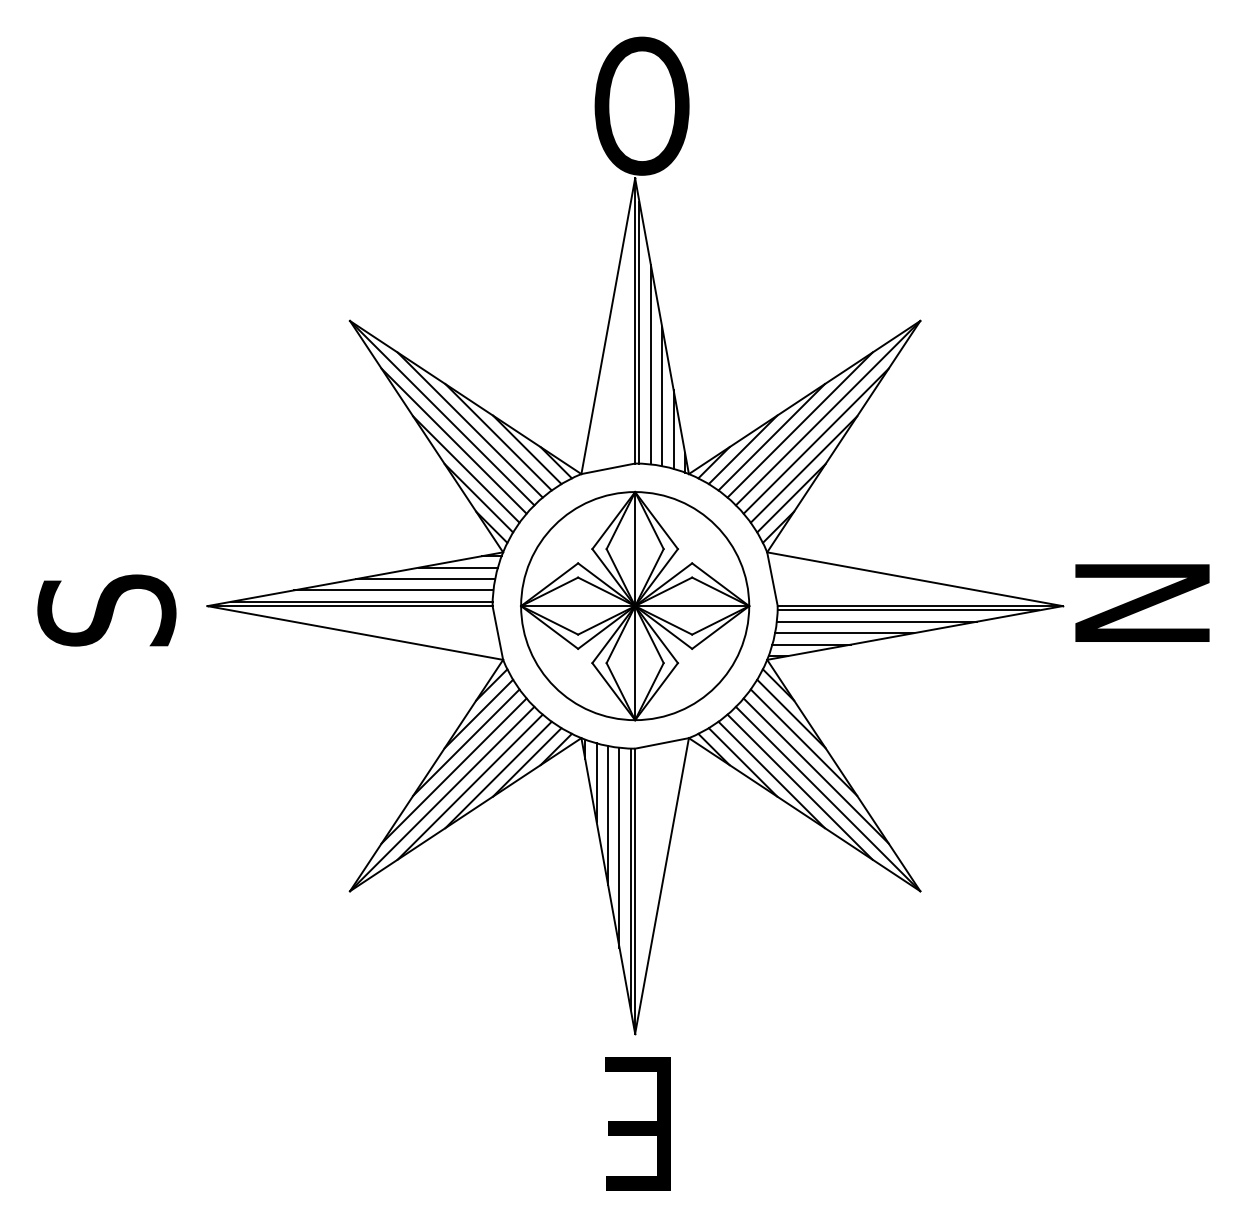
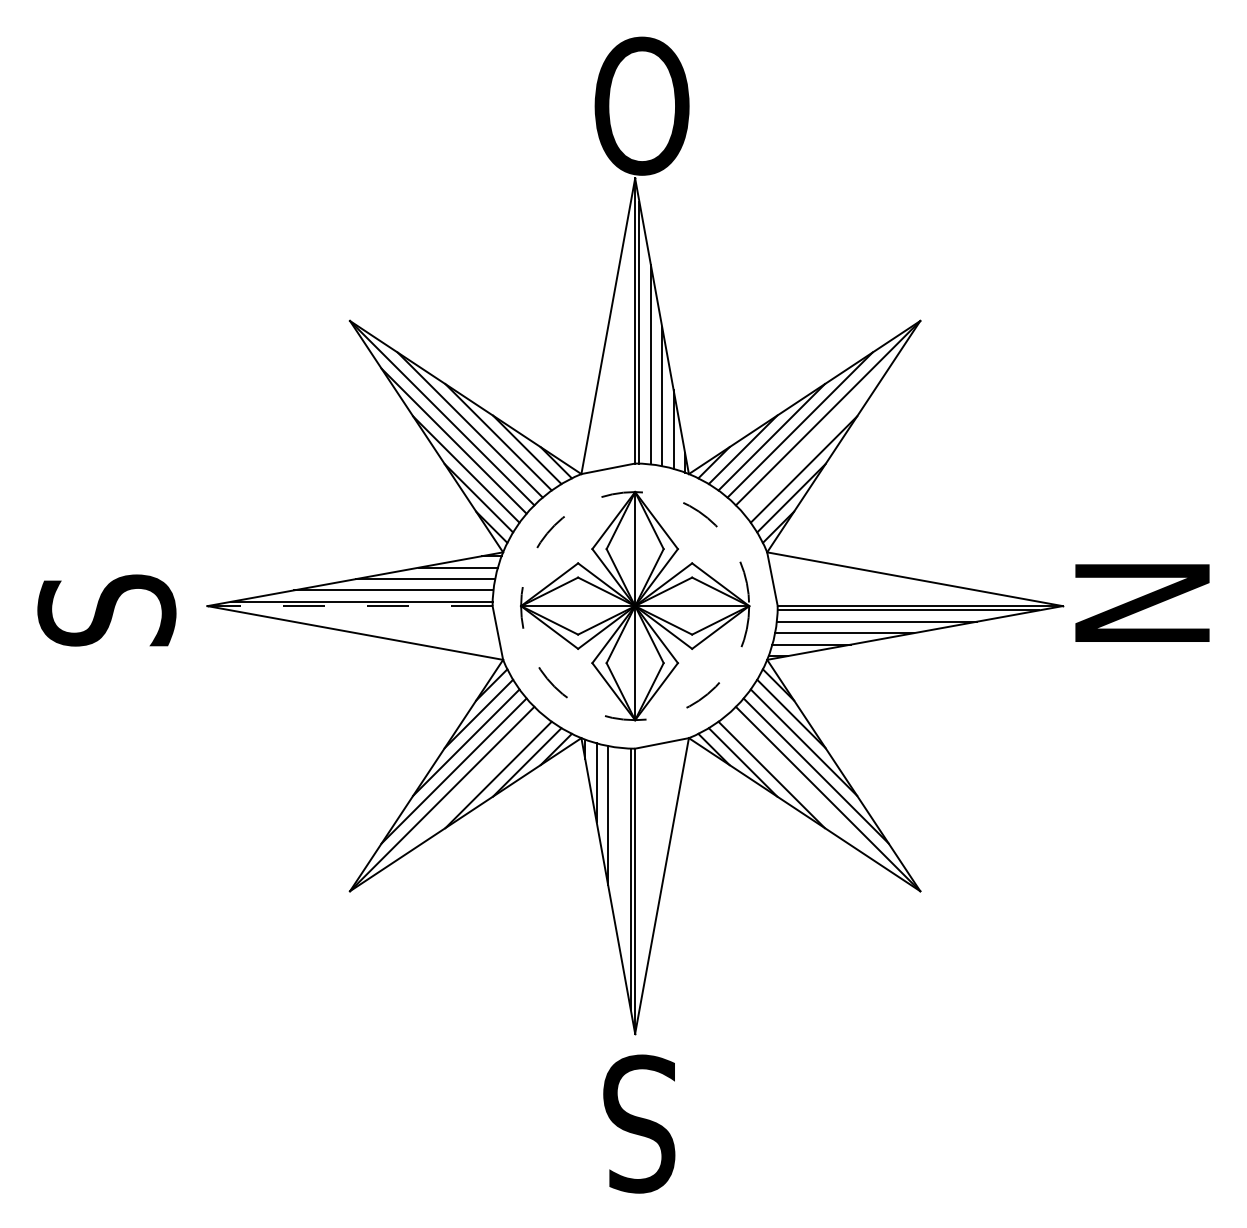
line: present -> none (815, 440)
line: solid -> dashed (350, 606)
circle: solid -> dashed (635, 606)
line: present -> none (469, 786)
line: present -> none (799, 786)
line: present -> none (619, 847)
text: E -> S (639, 1123)
